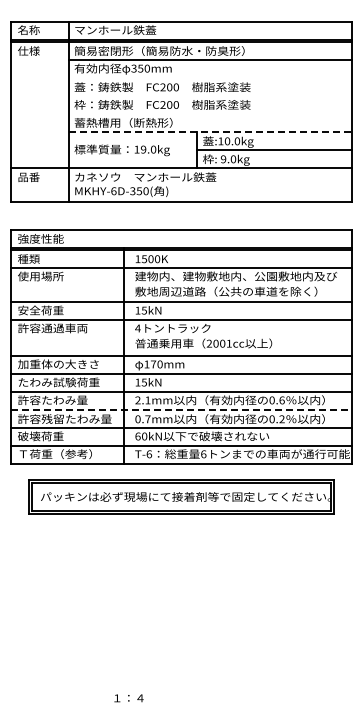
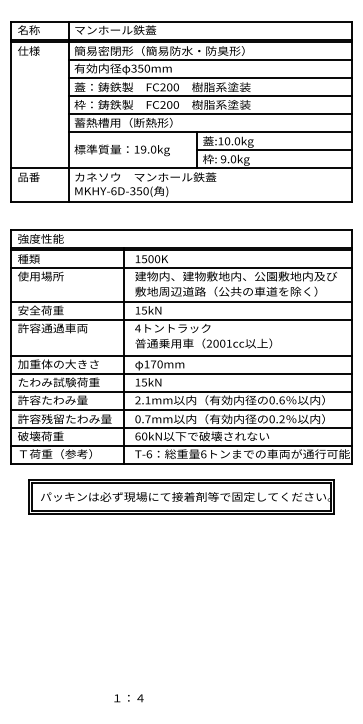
line: none -> present (210, 78)
line: none -> present (210, 96)
line: none -> present (210, 114)
line: dashed -> solid (210, 132)
line: dashed -> solid (181, 409)
